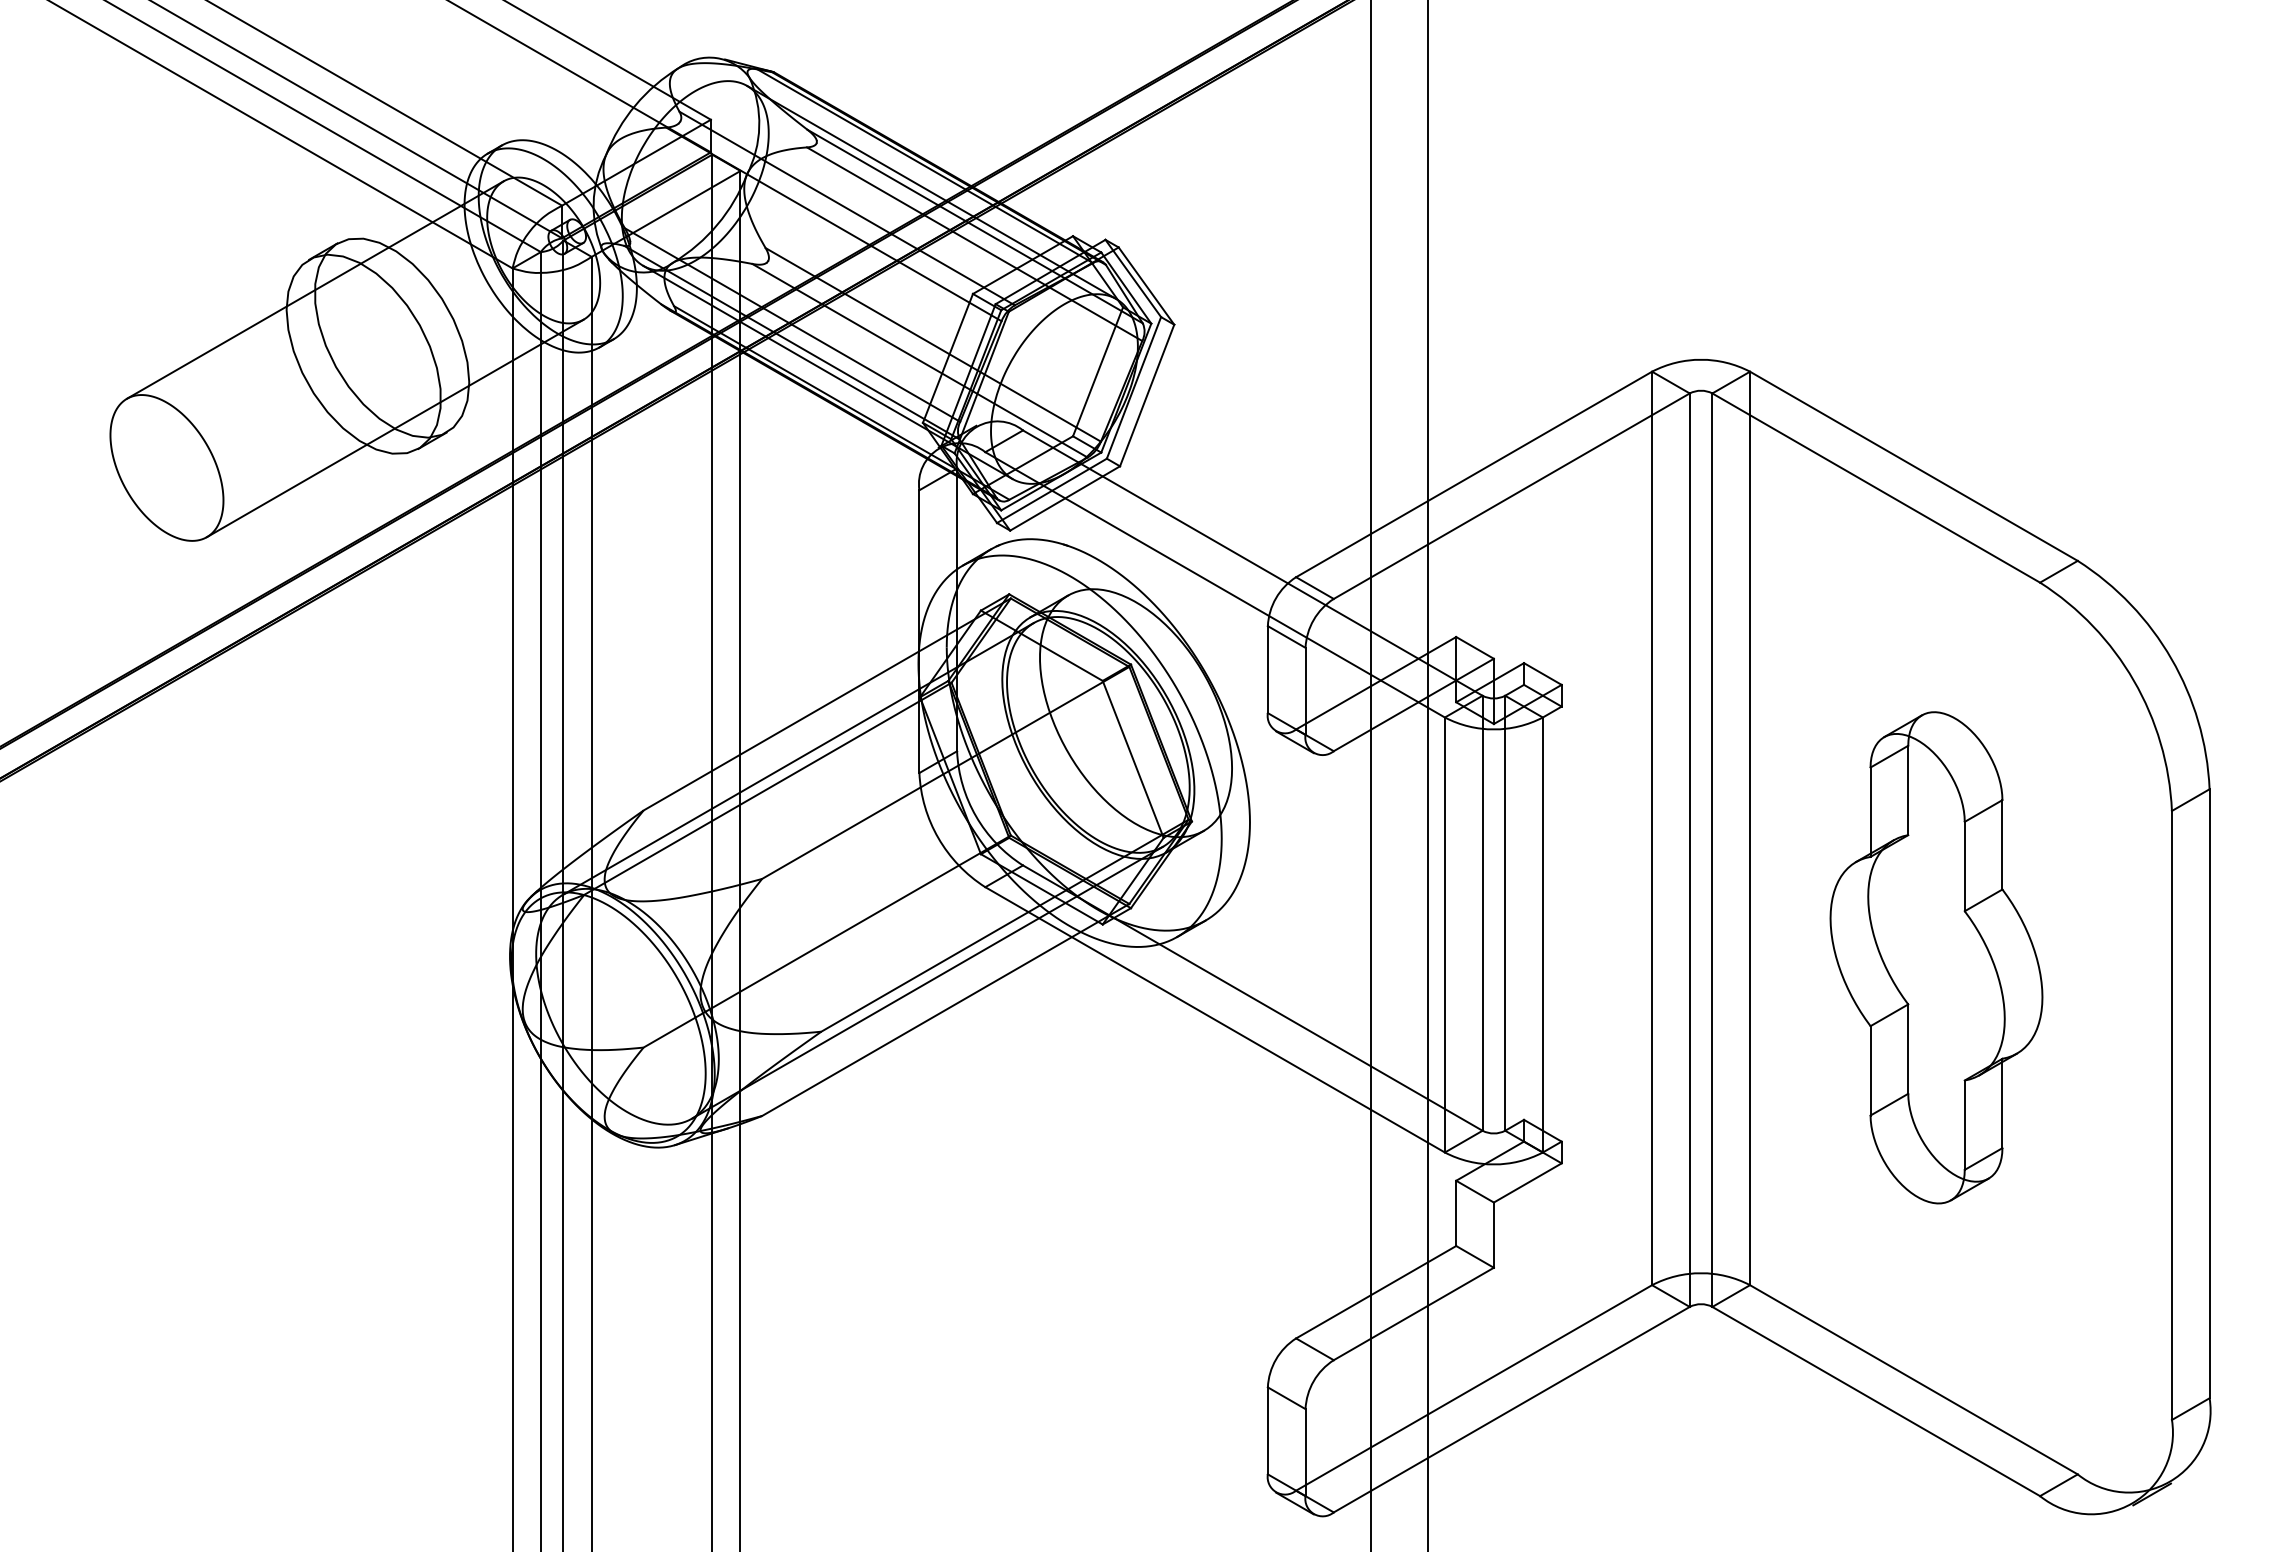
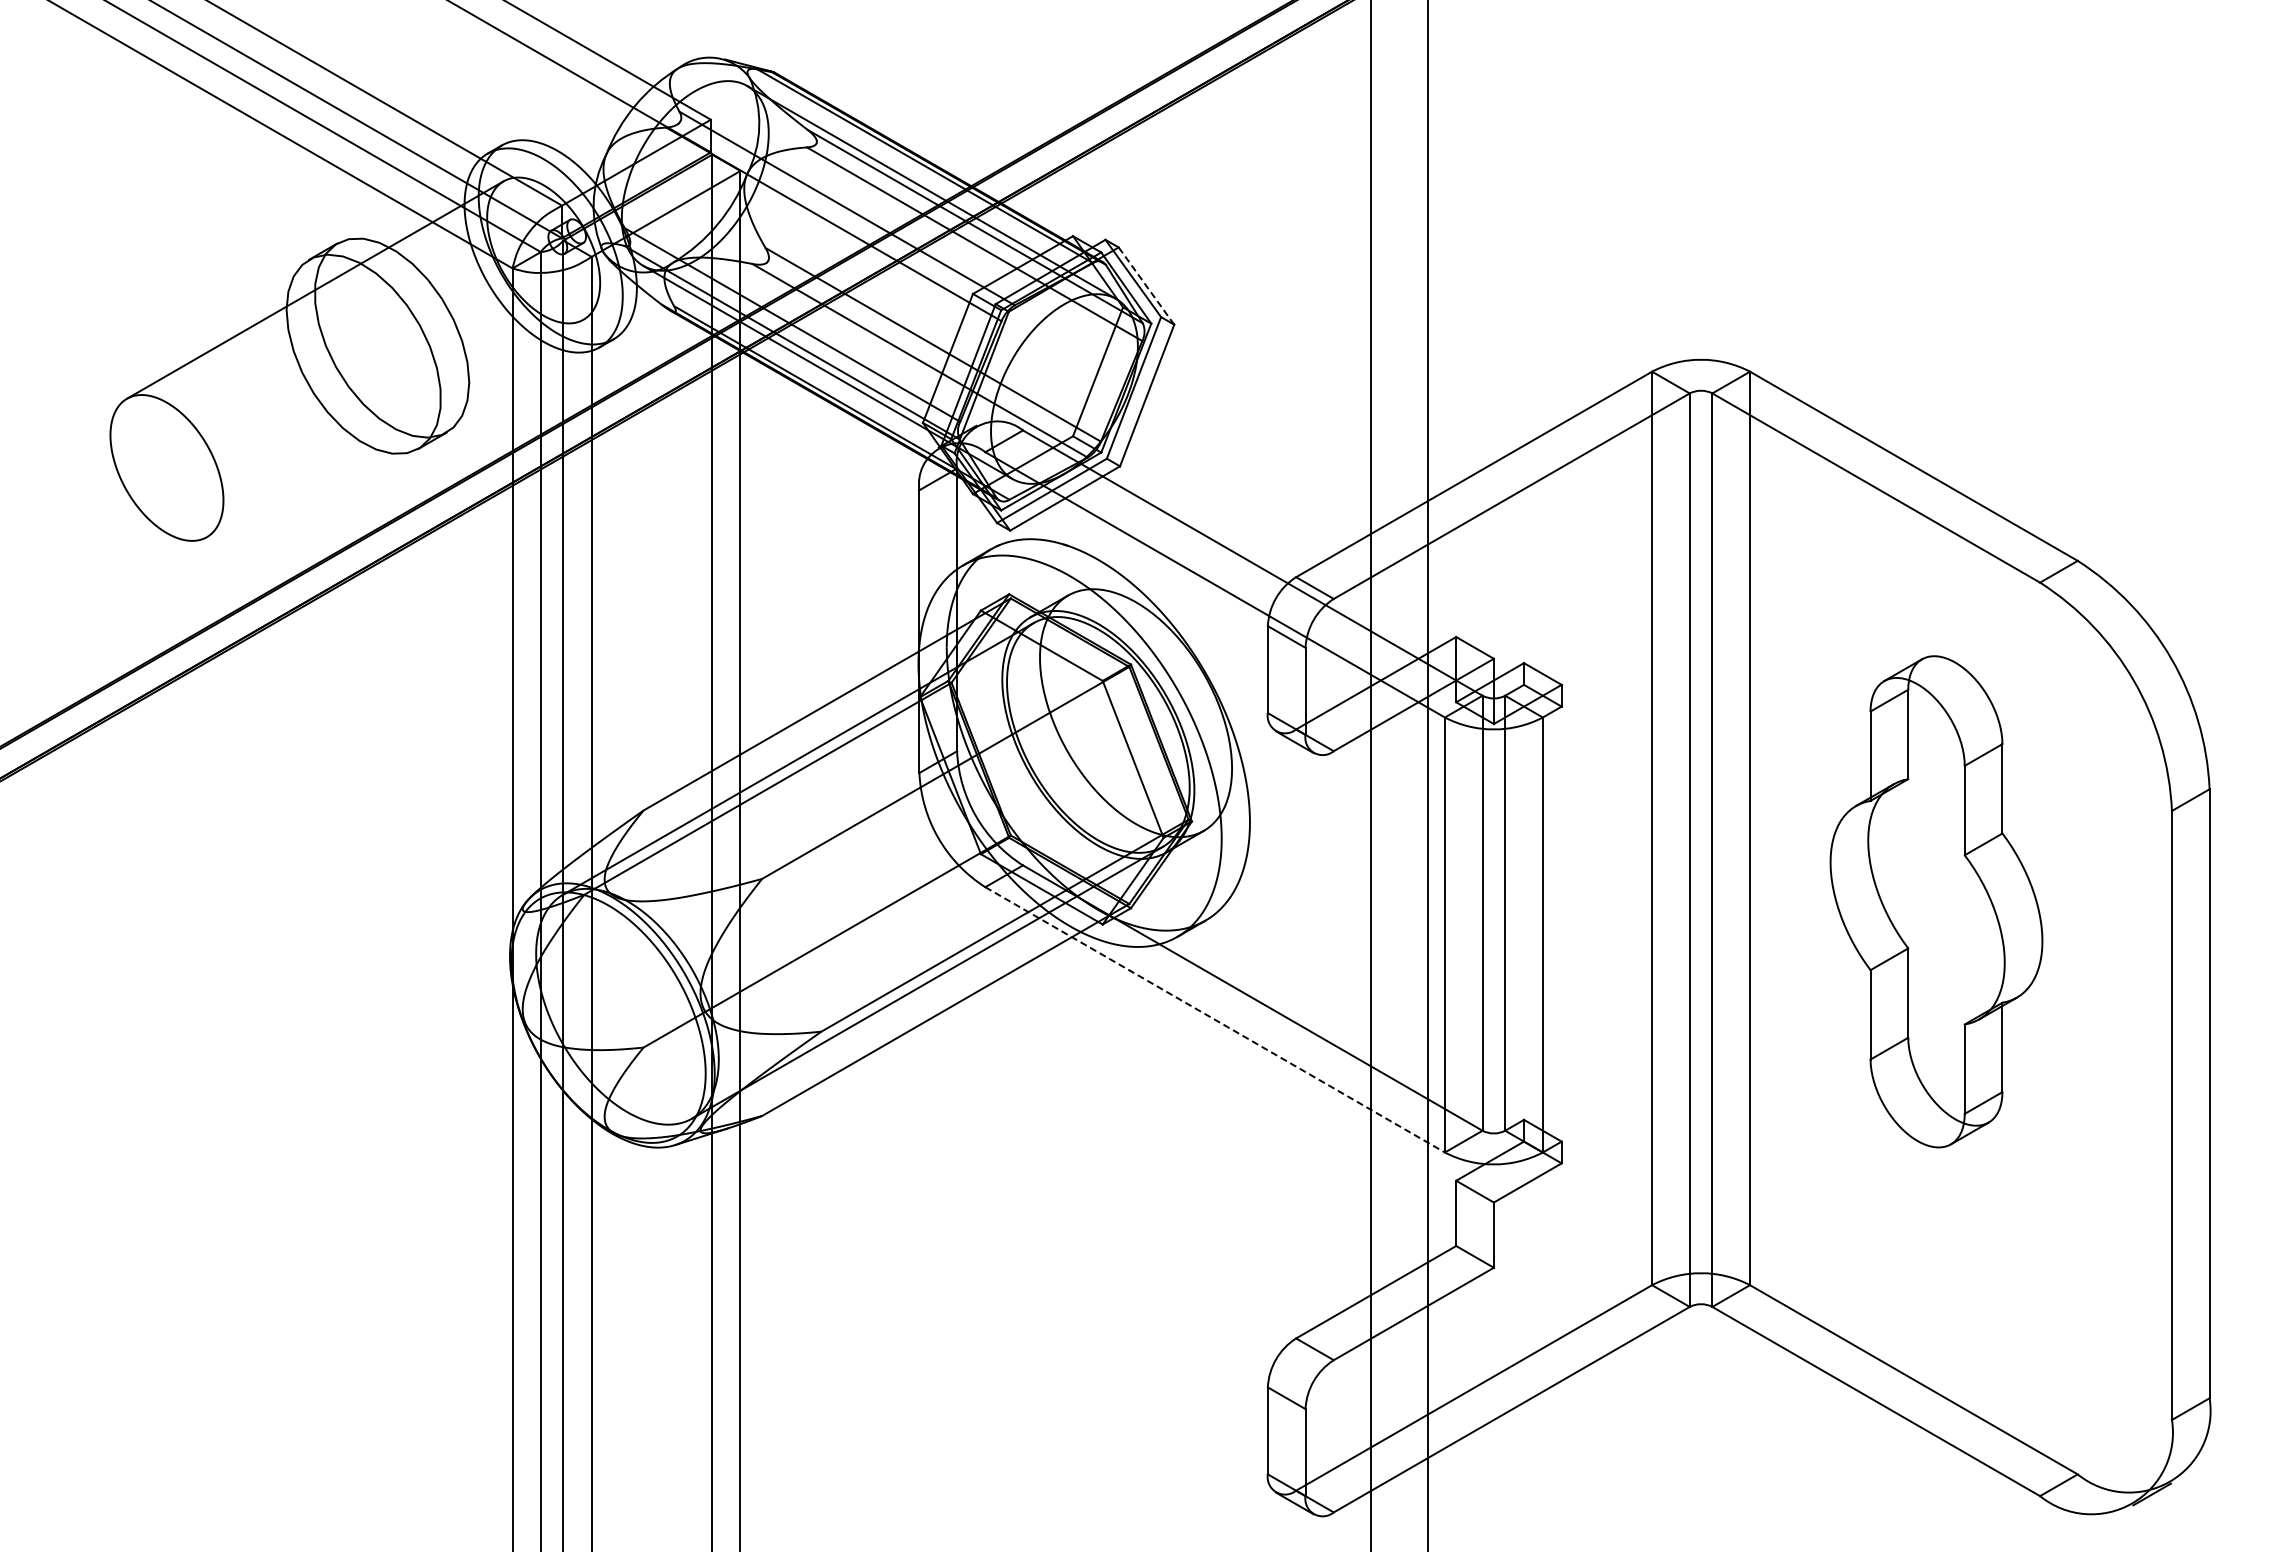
line: solid -> dashed (1146, 286)
line: present -> none (394, 428)
part position: (1936, 957) -> (1936, 901) (1936, 901)
line: solid -> dashed (1215, 1020)
